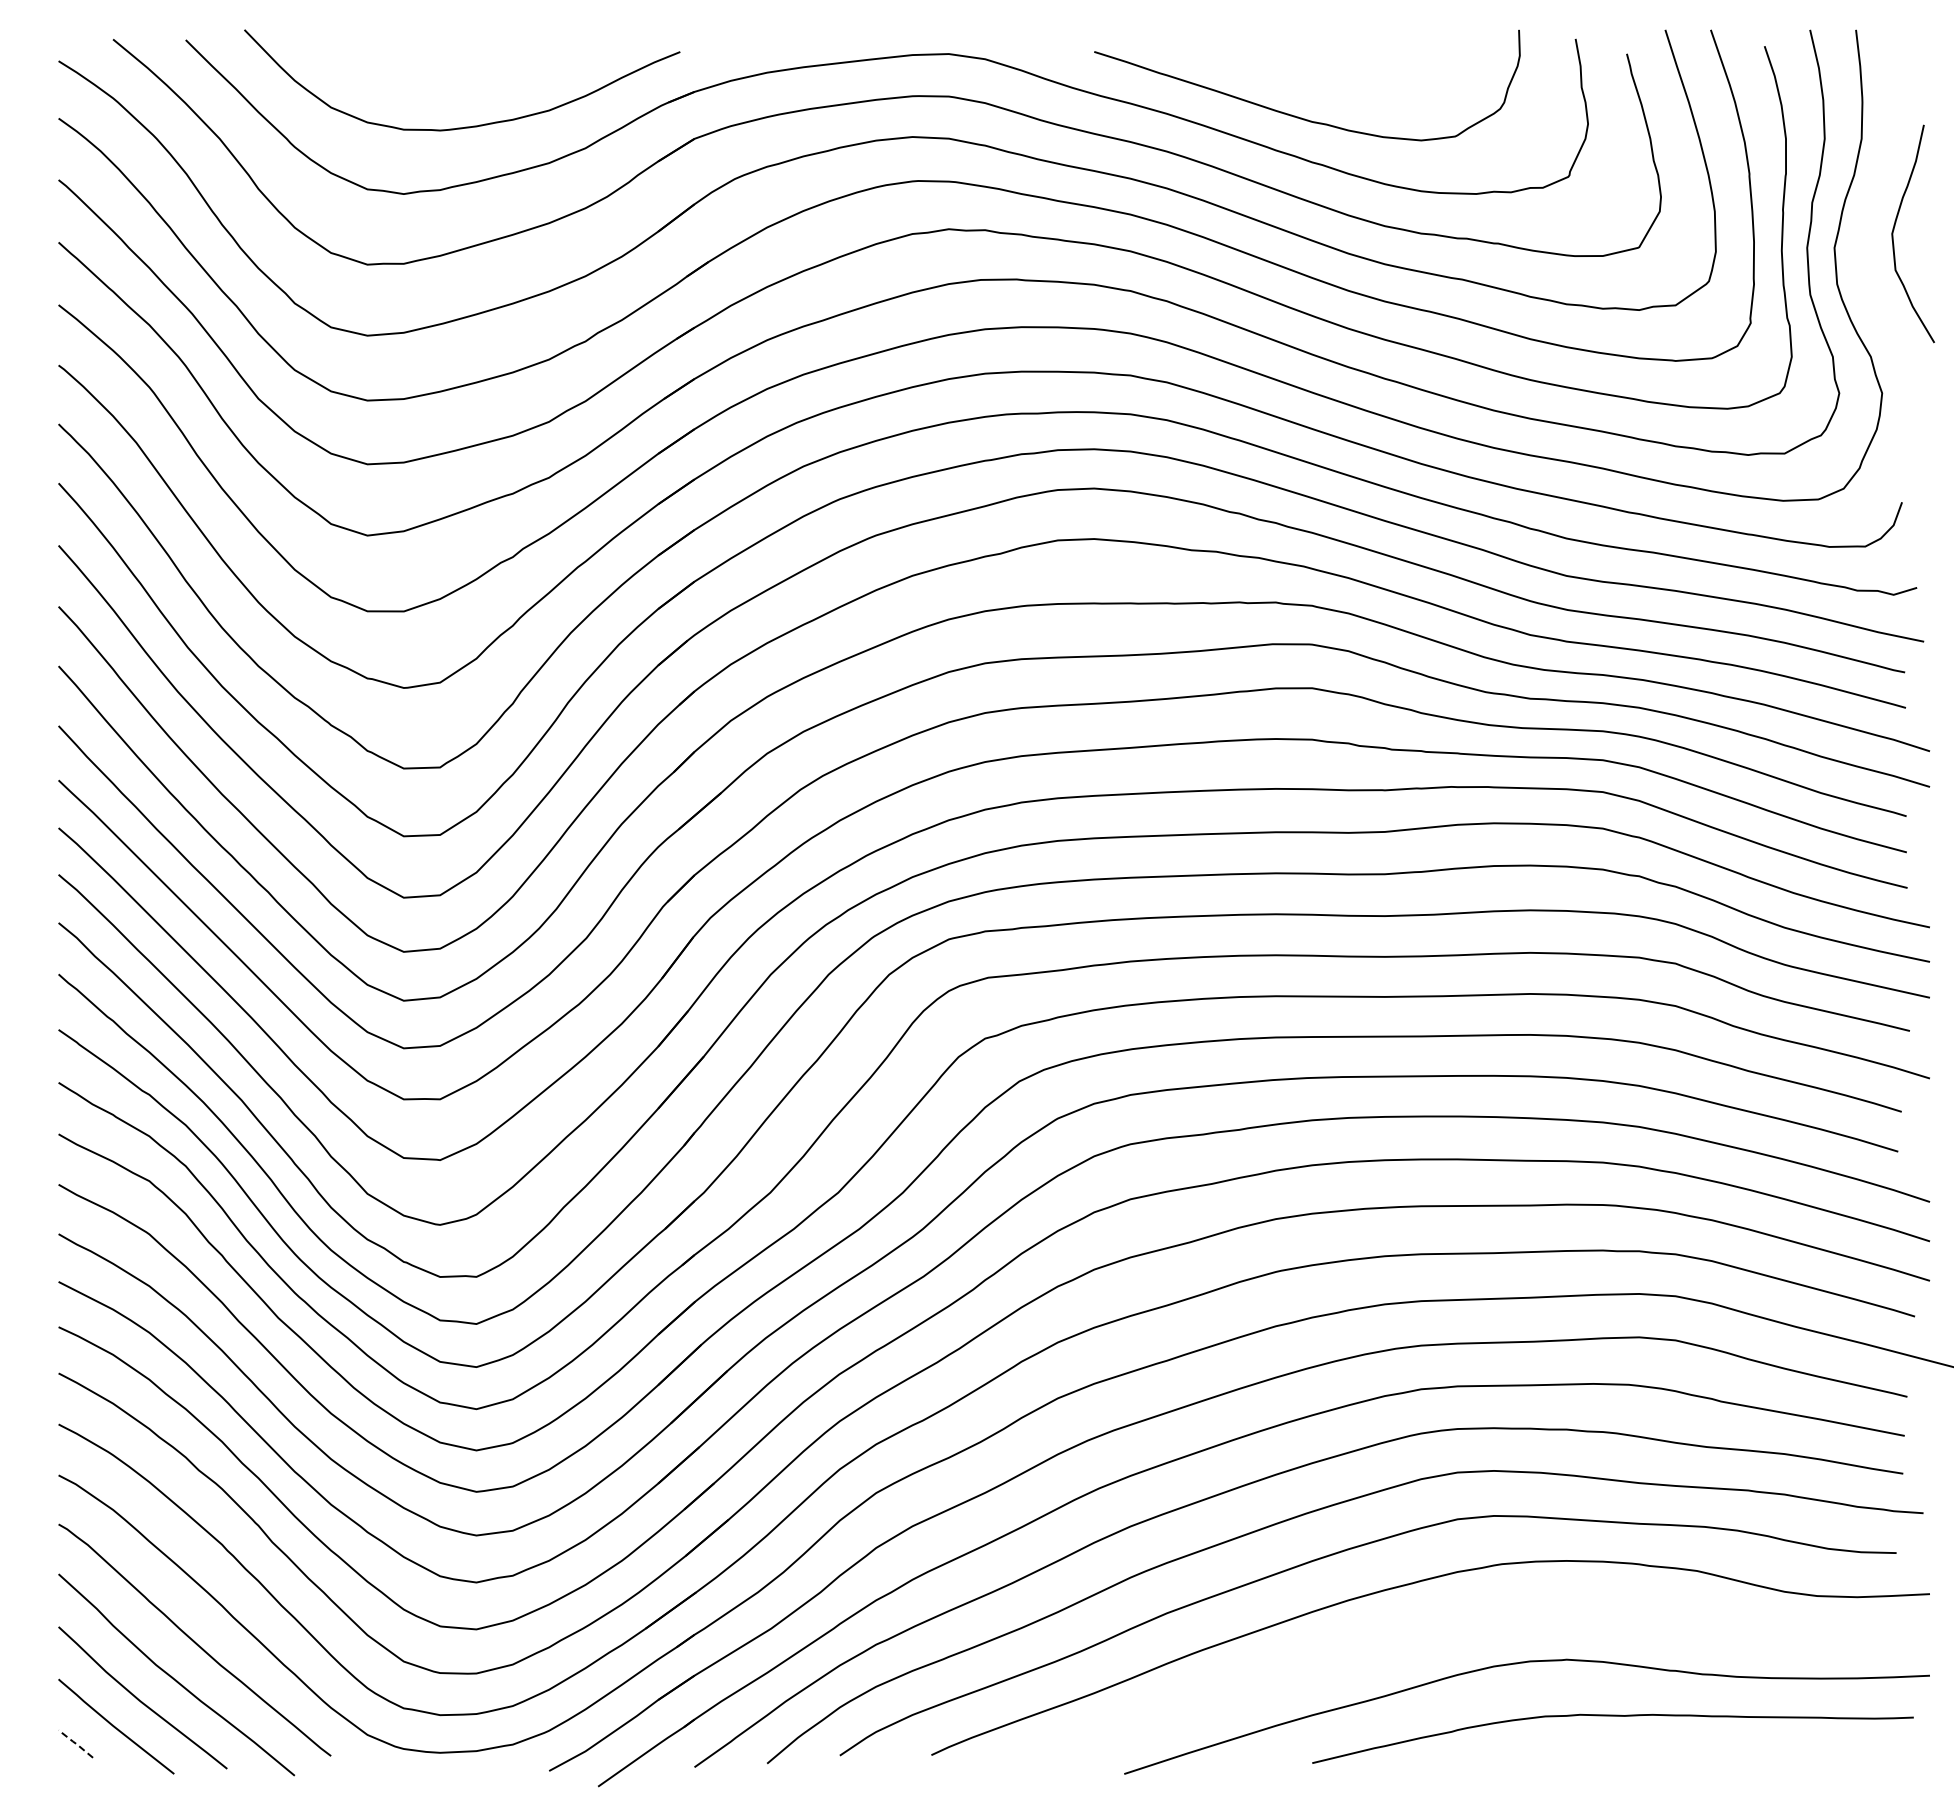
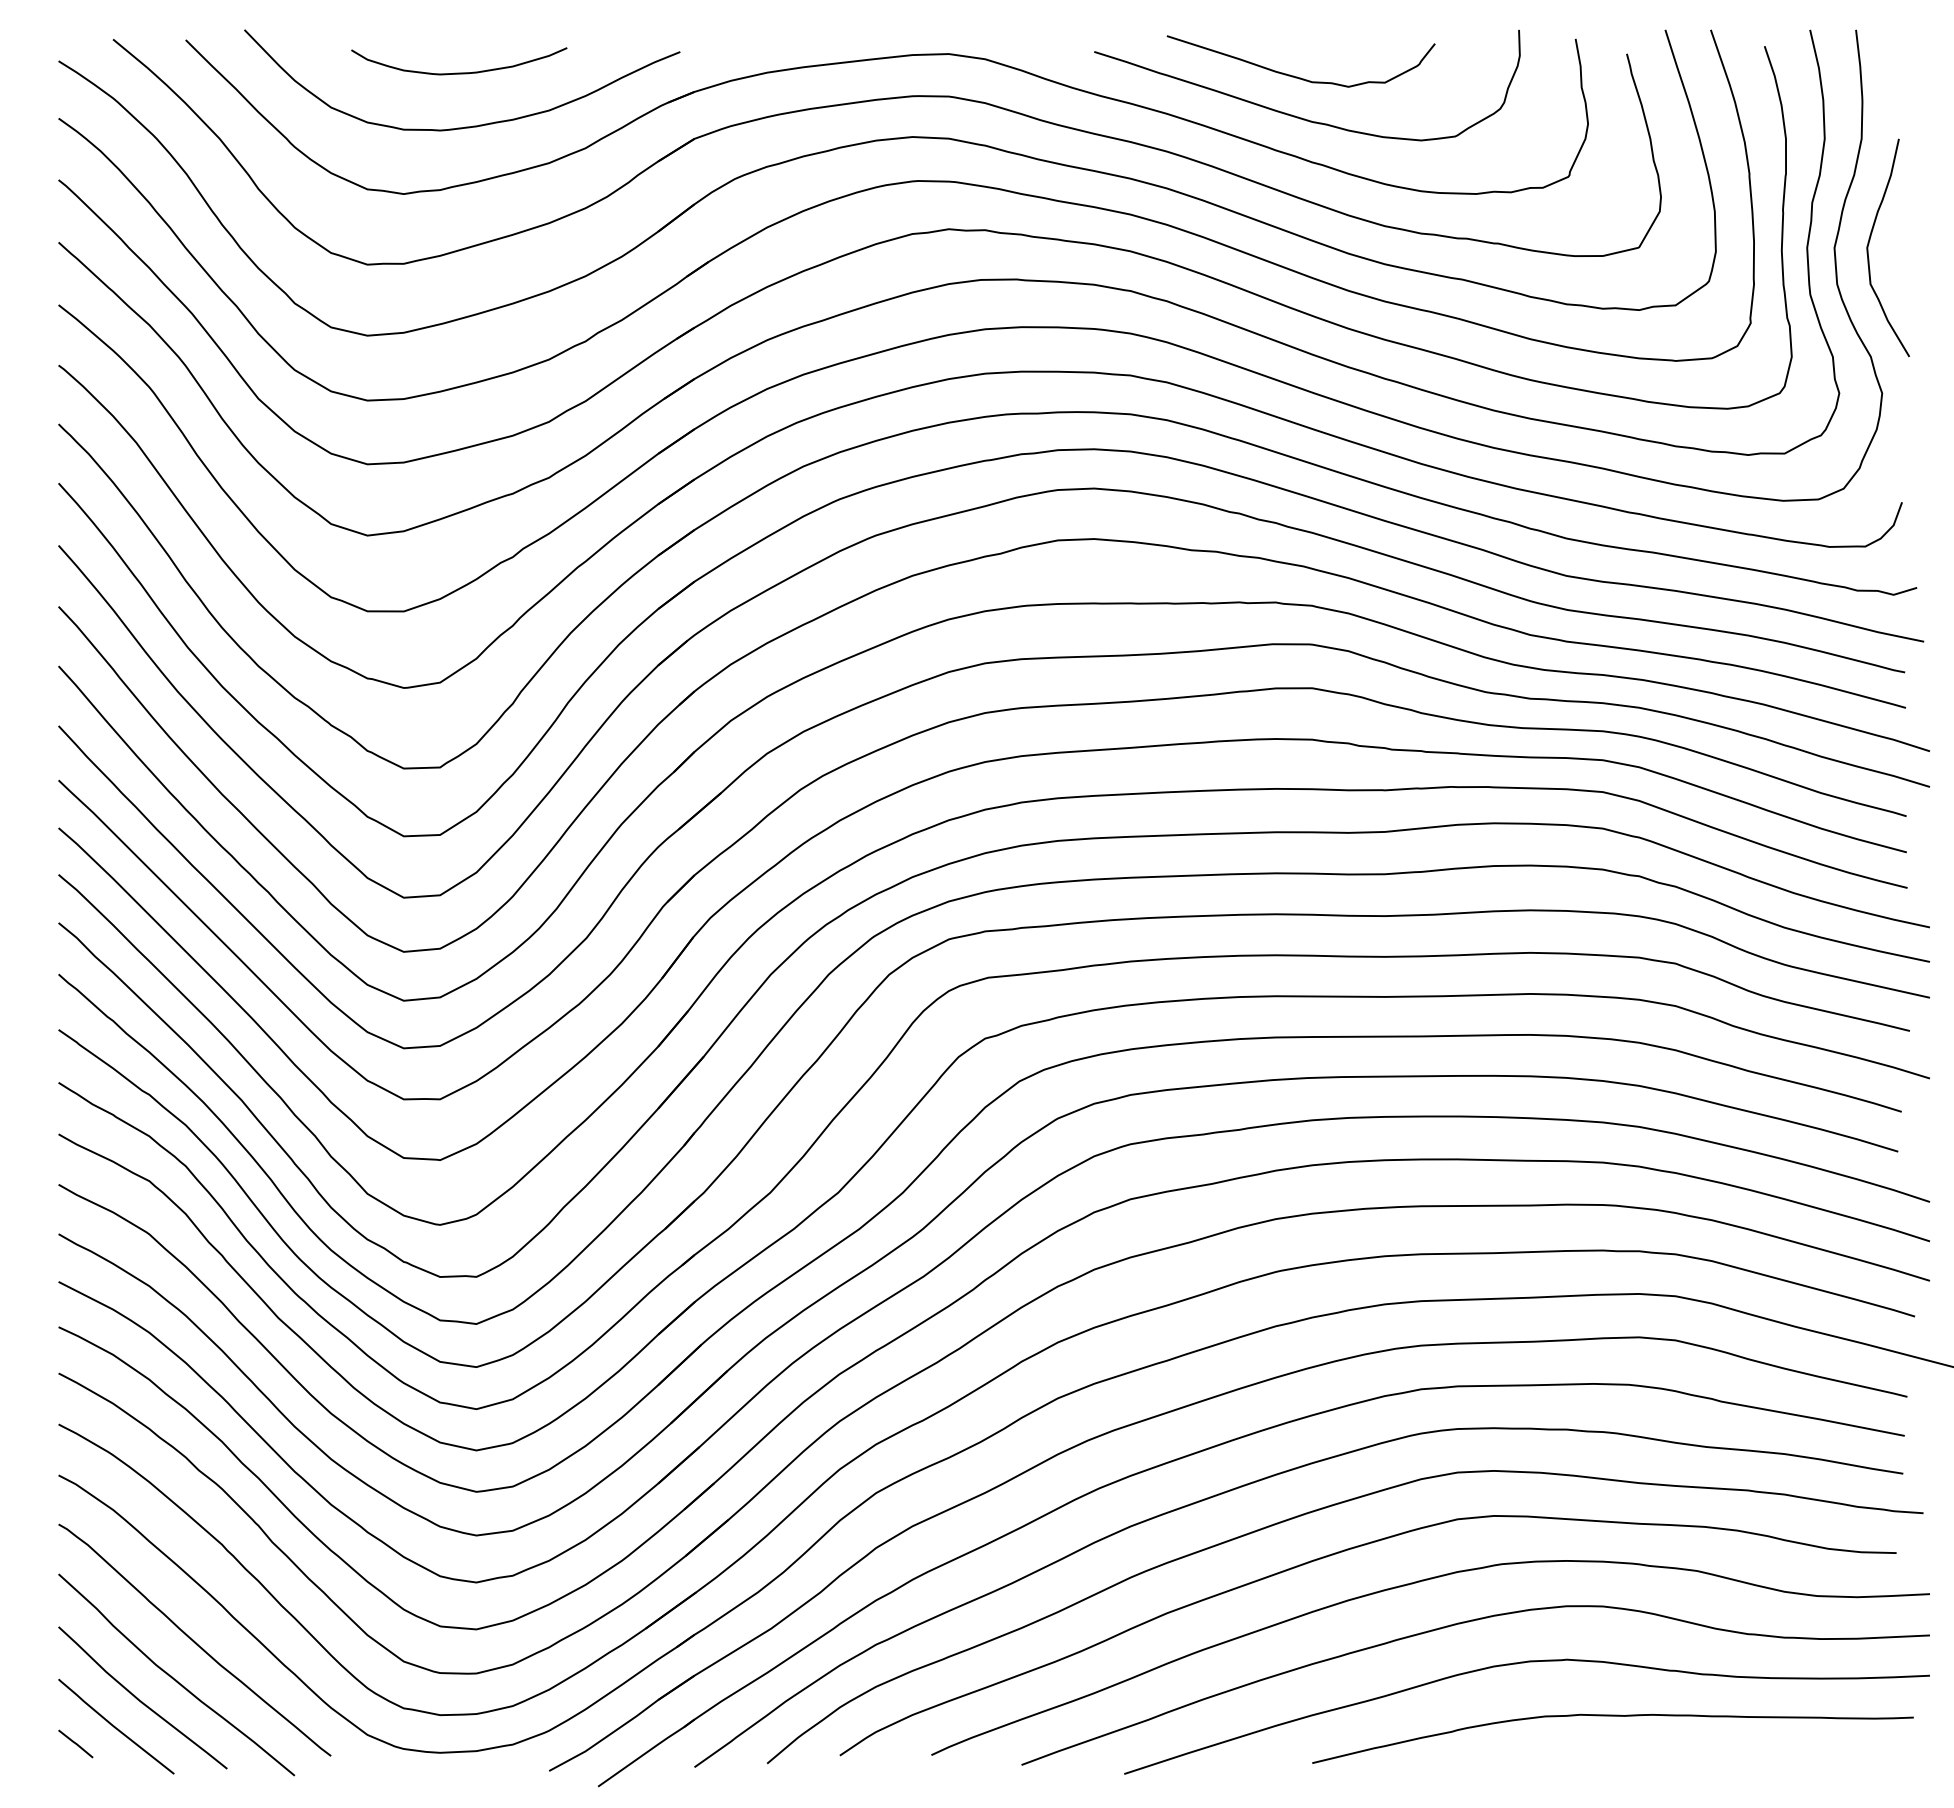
curve: none -> present (459, 72)
curve: none -> present (1297, 76)
curve position: (1894, 230) -> (1869, 244) (1869, 244)
curve: none -> present (1460, 1624)
line: dashed -> solid (76, 1743)
